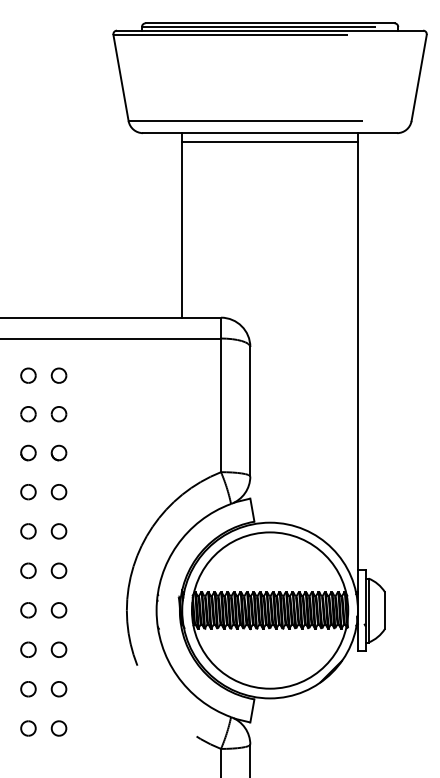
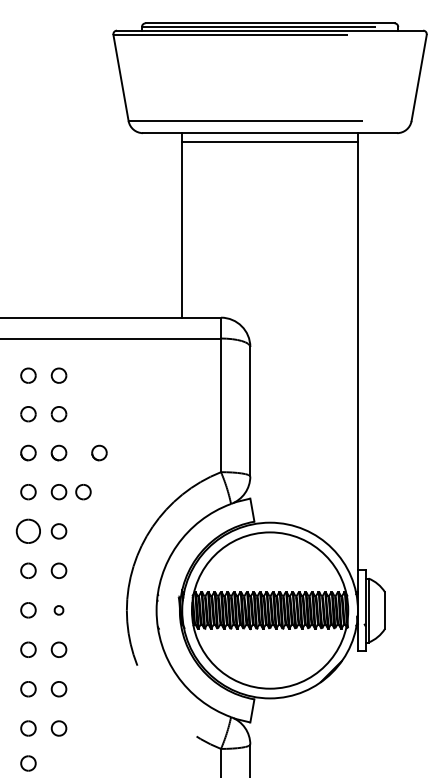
part: none -> present (99, 452)
part: none -> present (83, 492)
part size: 17x17 px -> 26x26 px (27, 530)
part size: 18x17 px -> 12x11 px (58, 610)
part: none -> present (28, 763)
